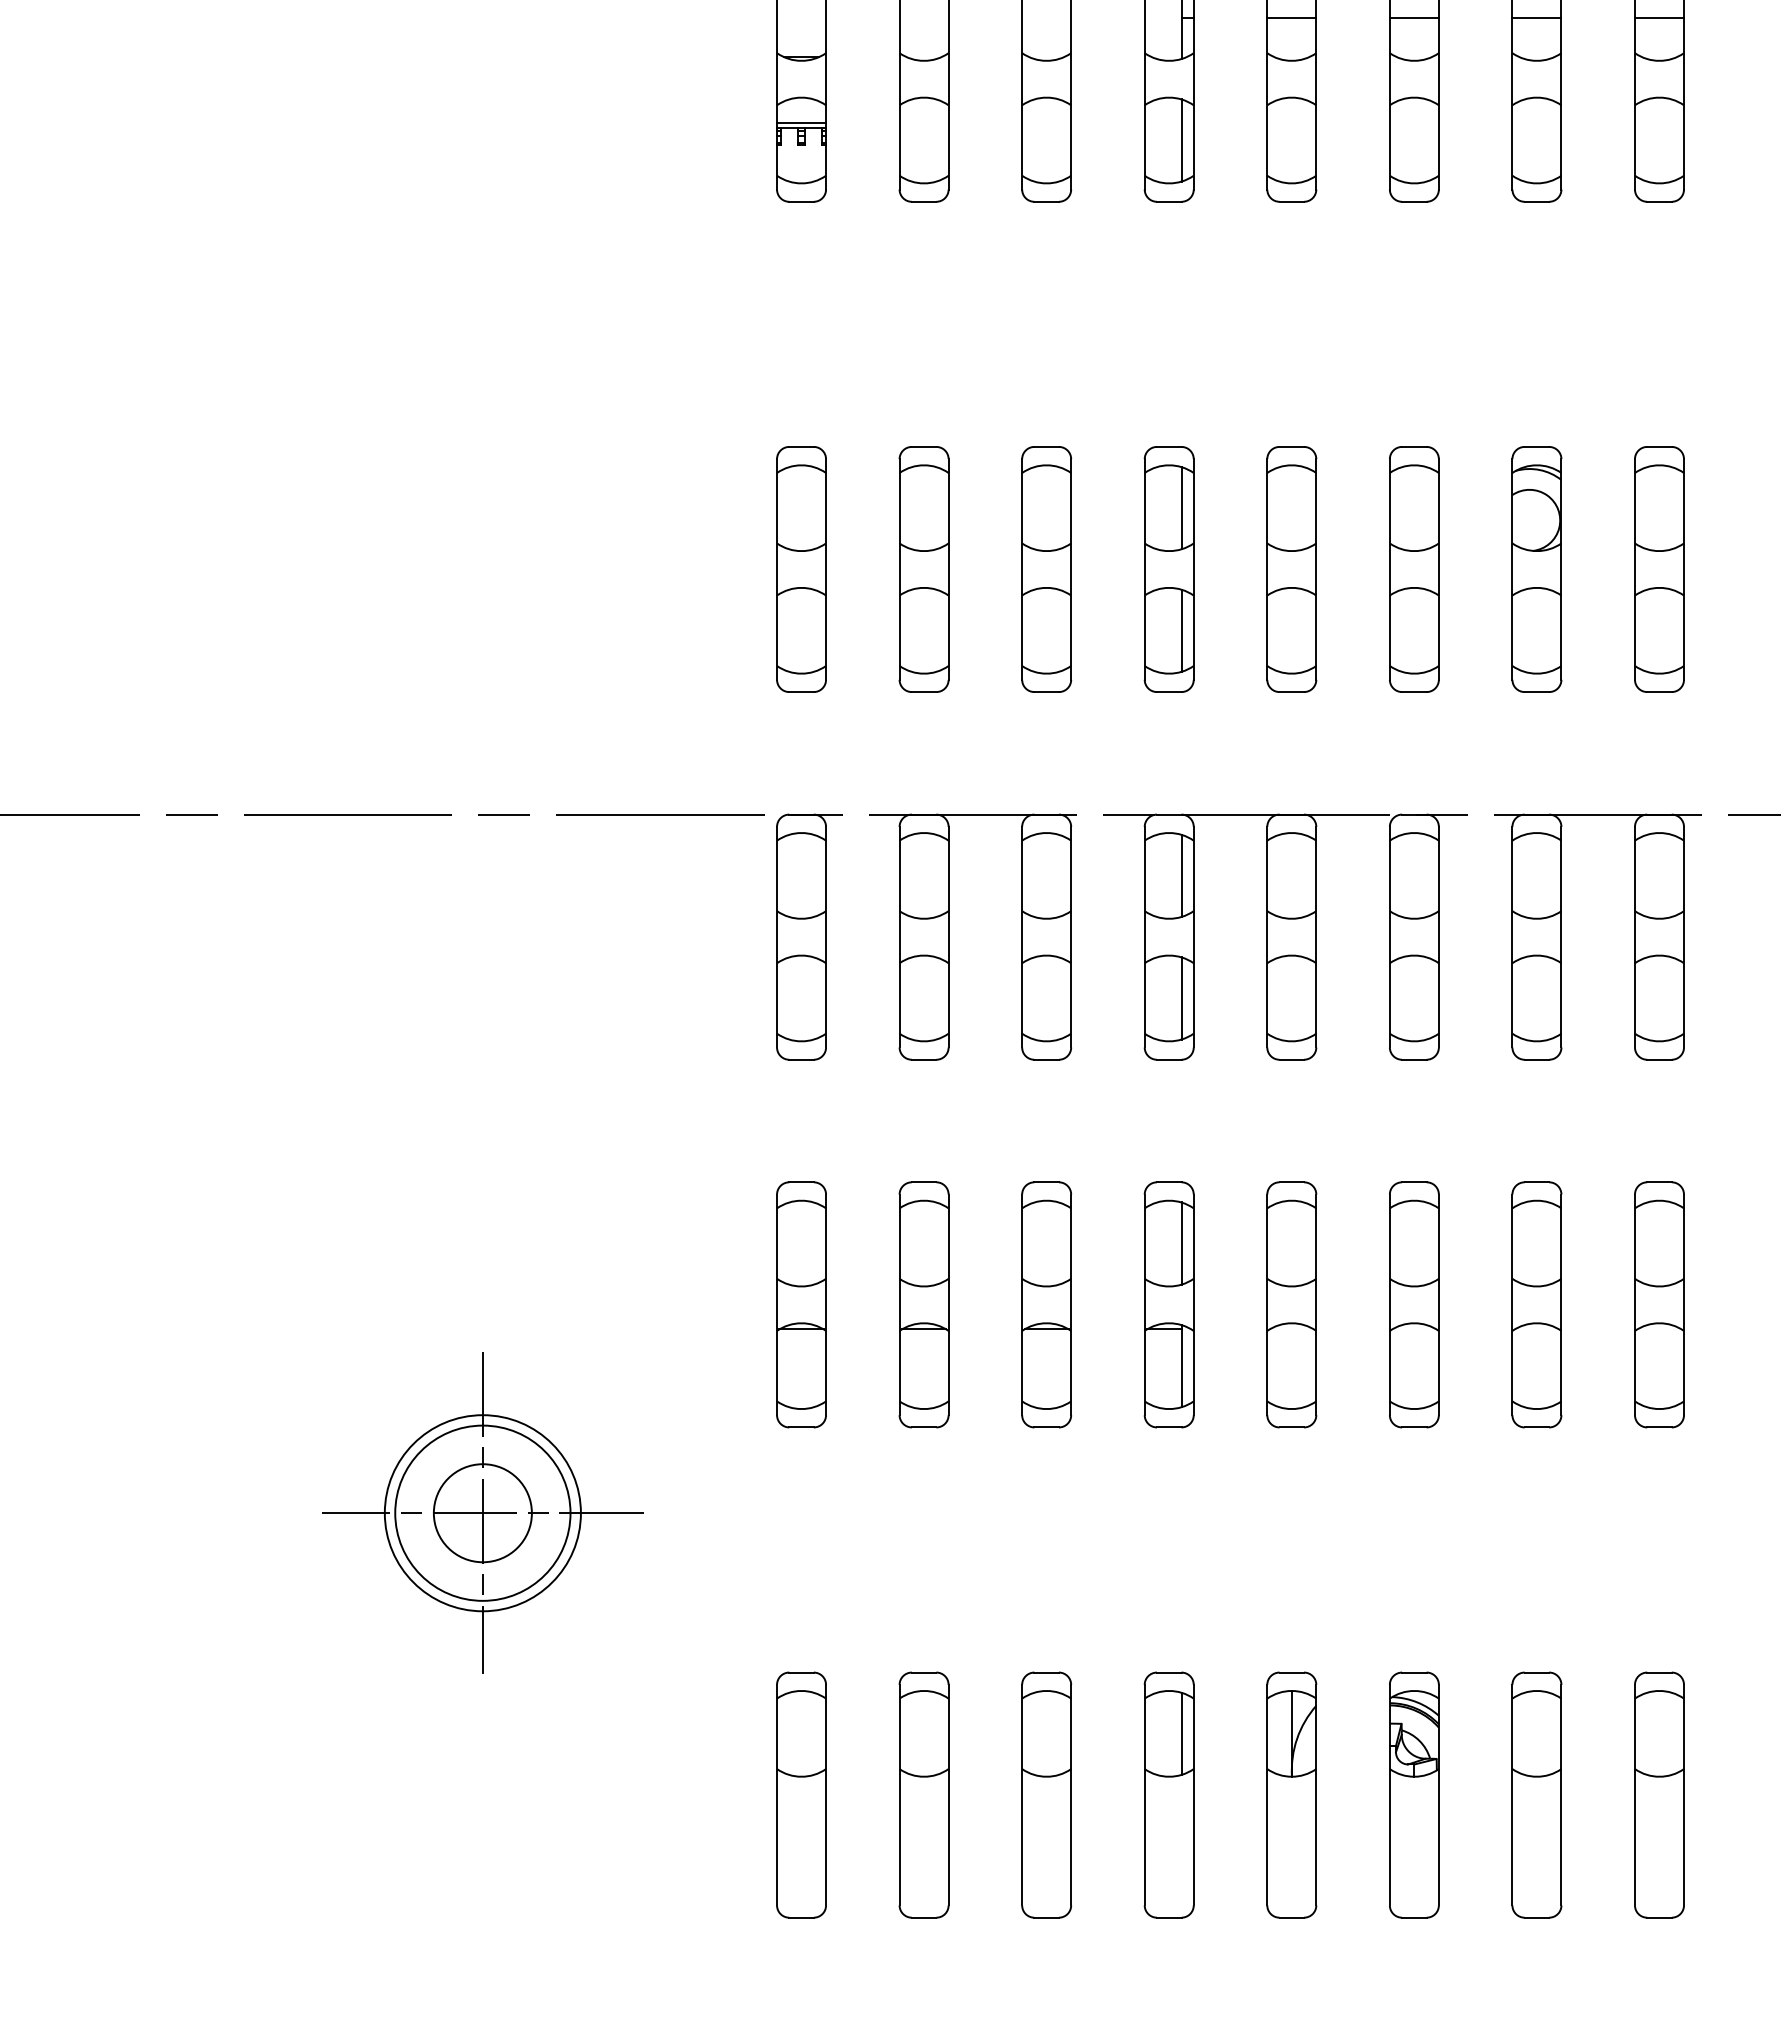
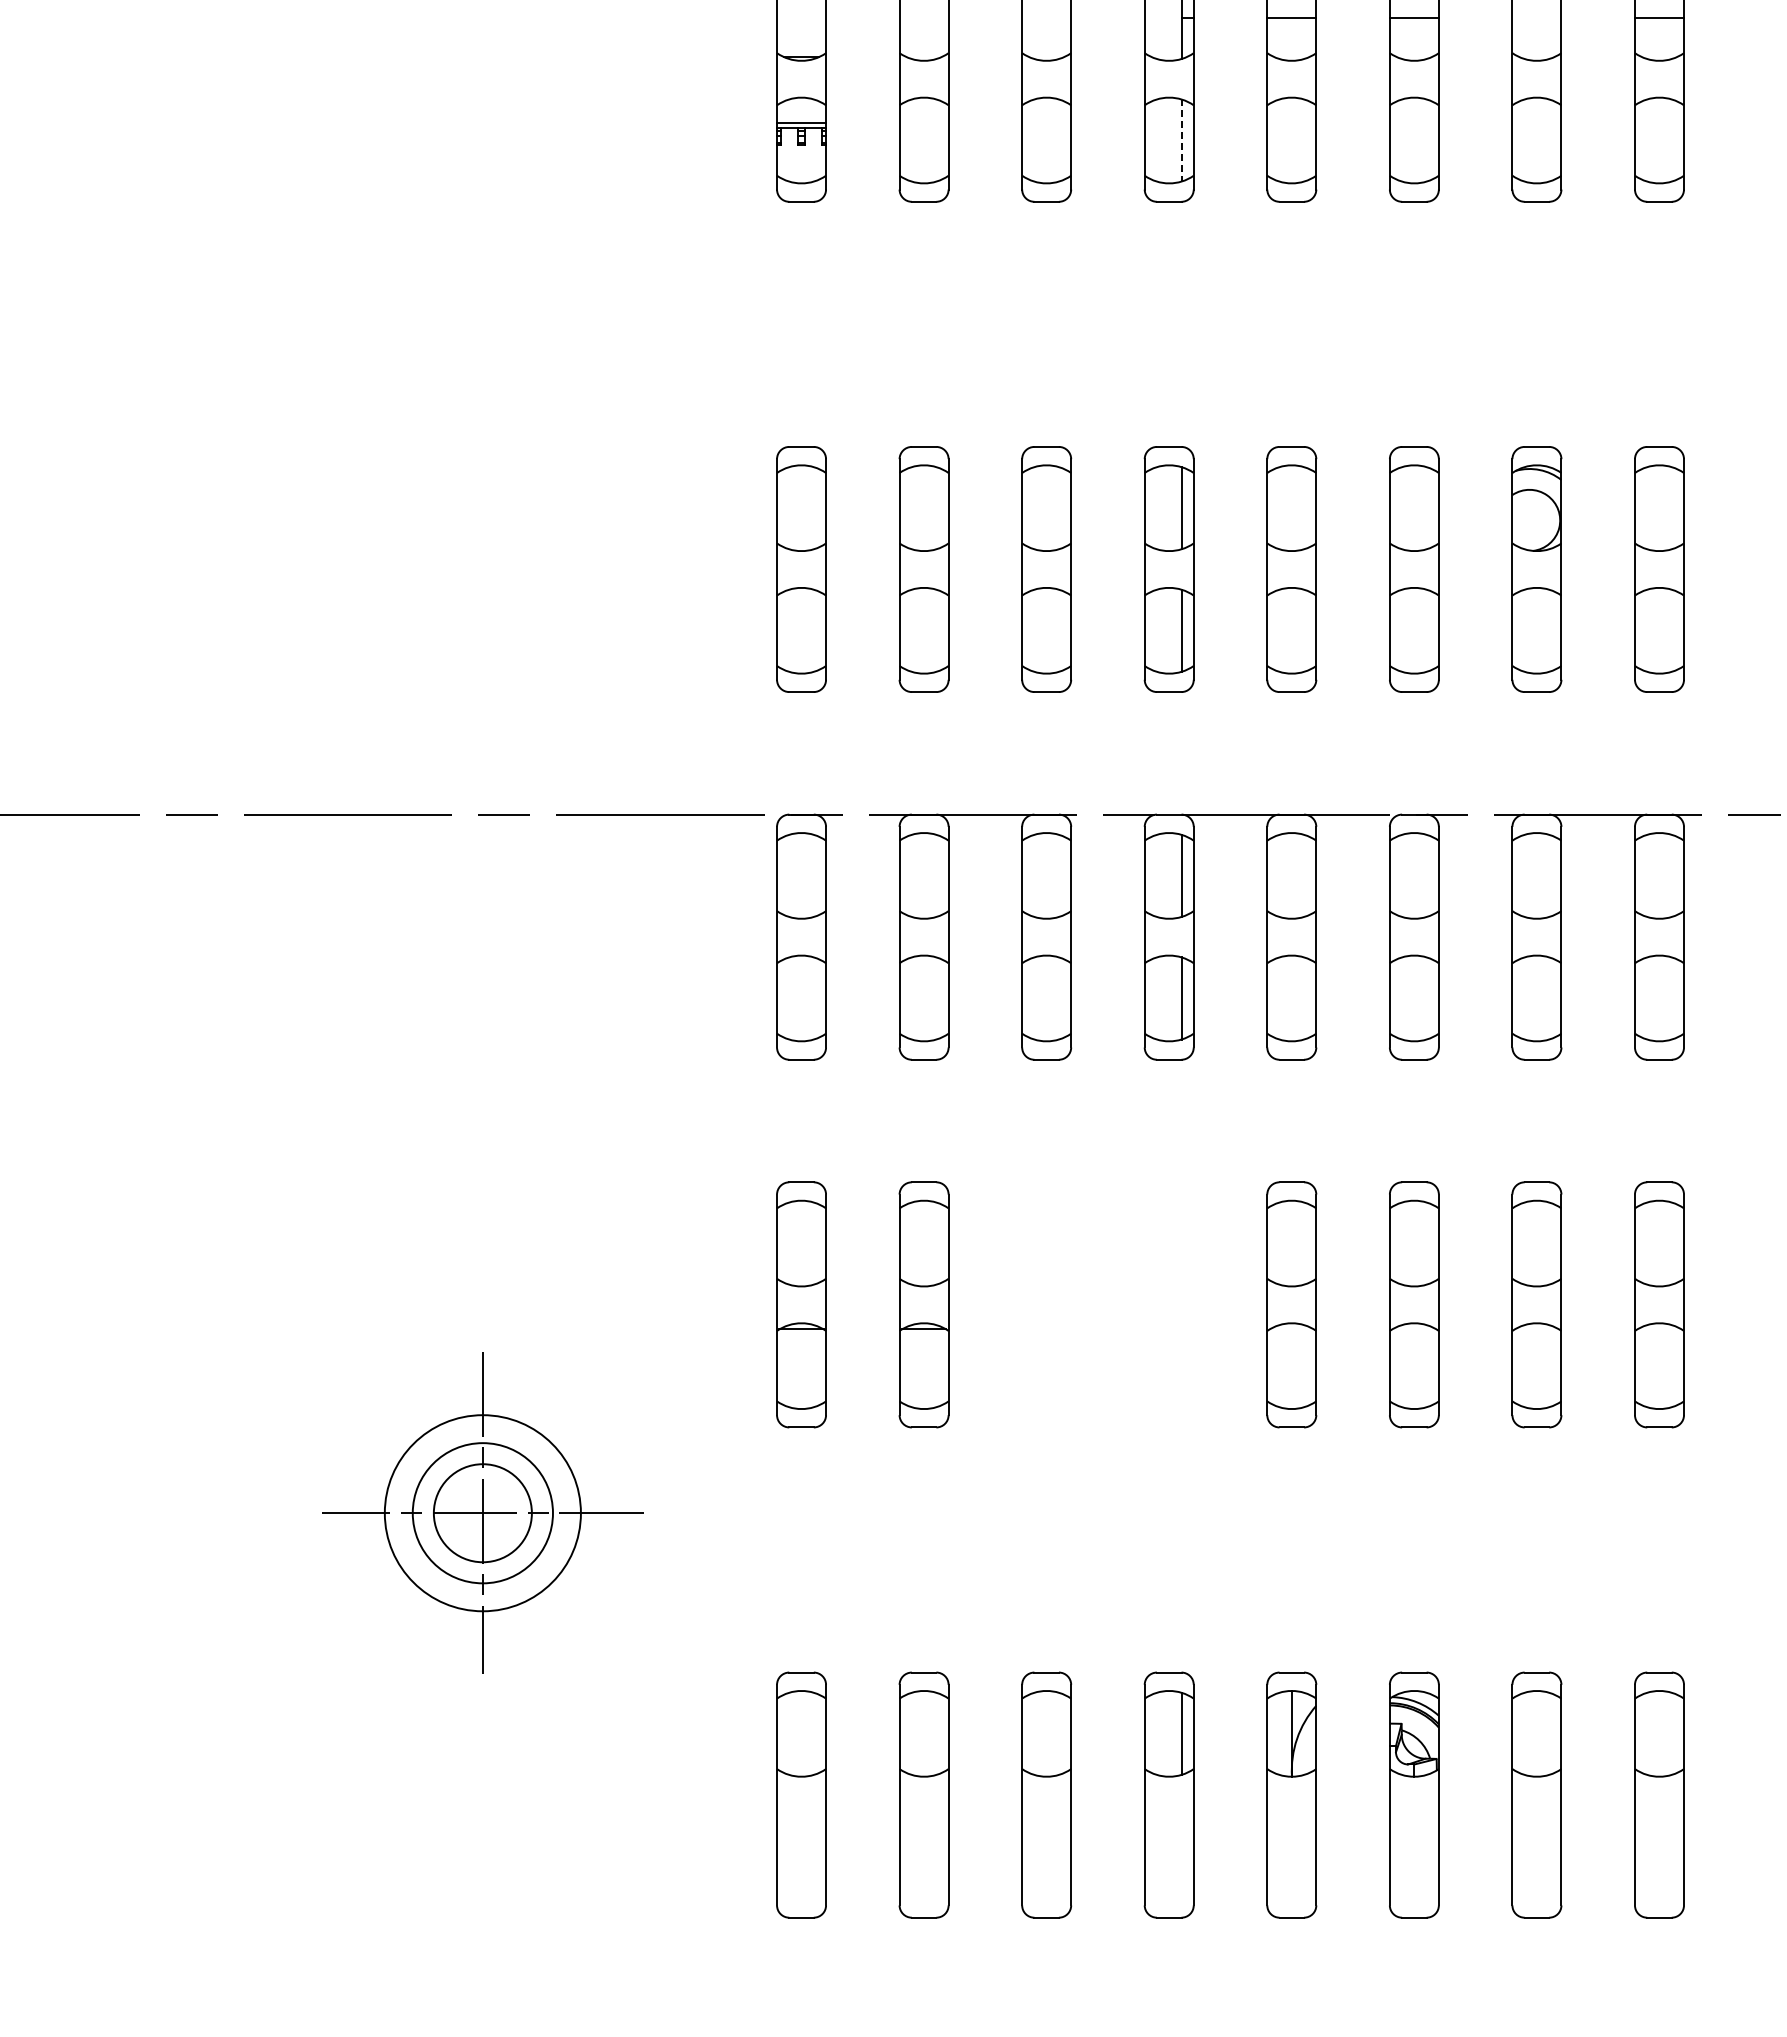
line: present -> none (1536, 17)
line: solid -> dashed (1181, 141)
part: present -> none (1046, 1304)
part: present -> none (1168, 1304)
circle diameter: 175 px -> 140 px (482, 1513)
